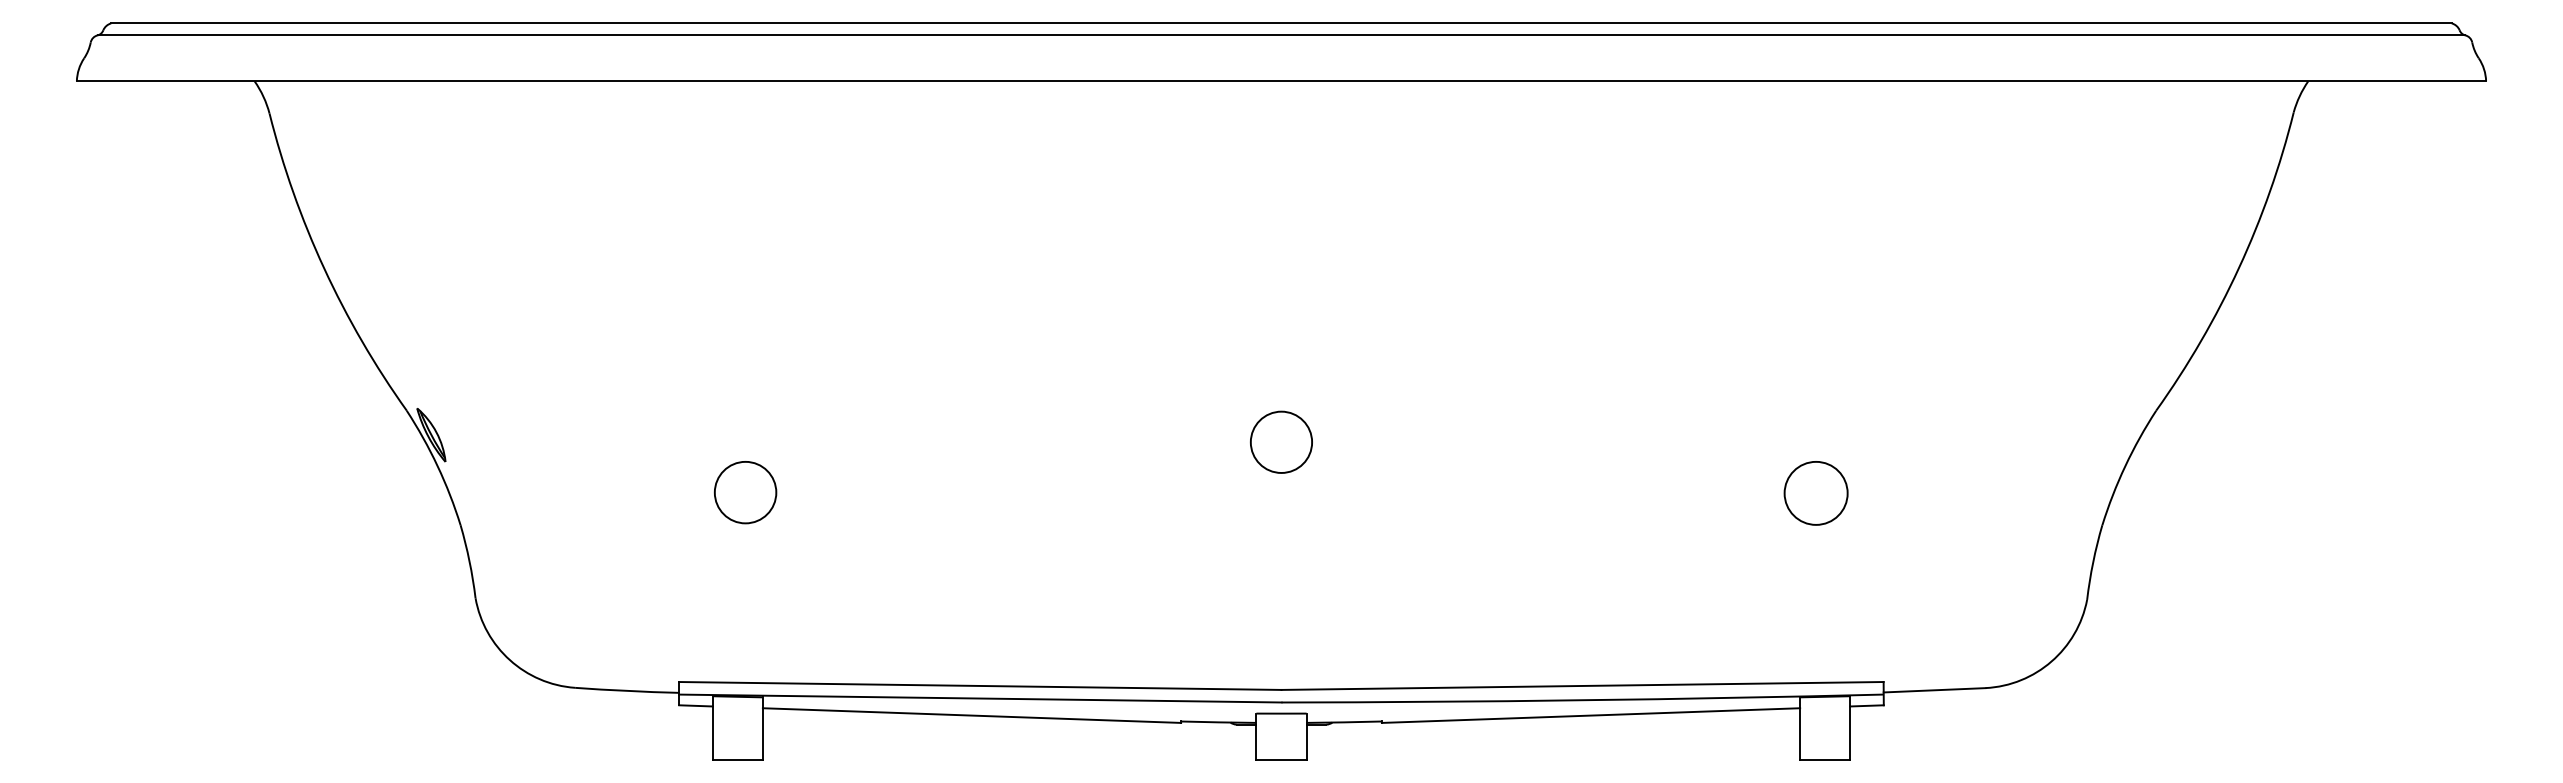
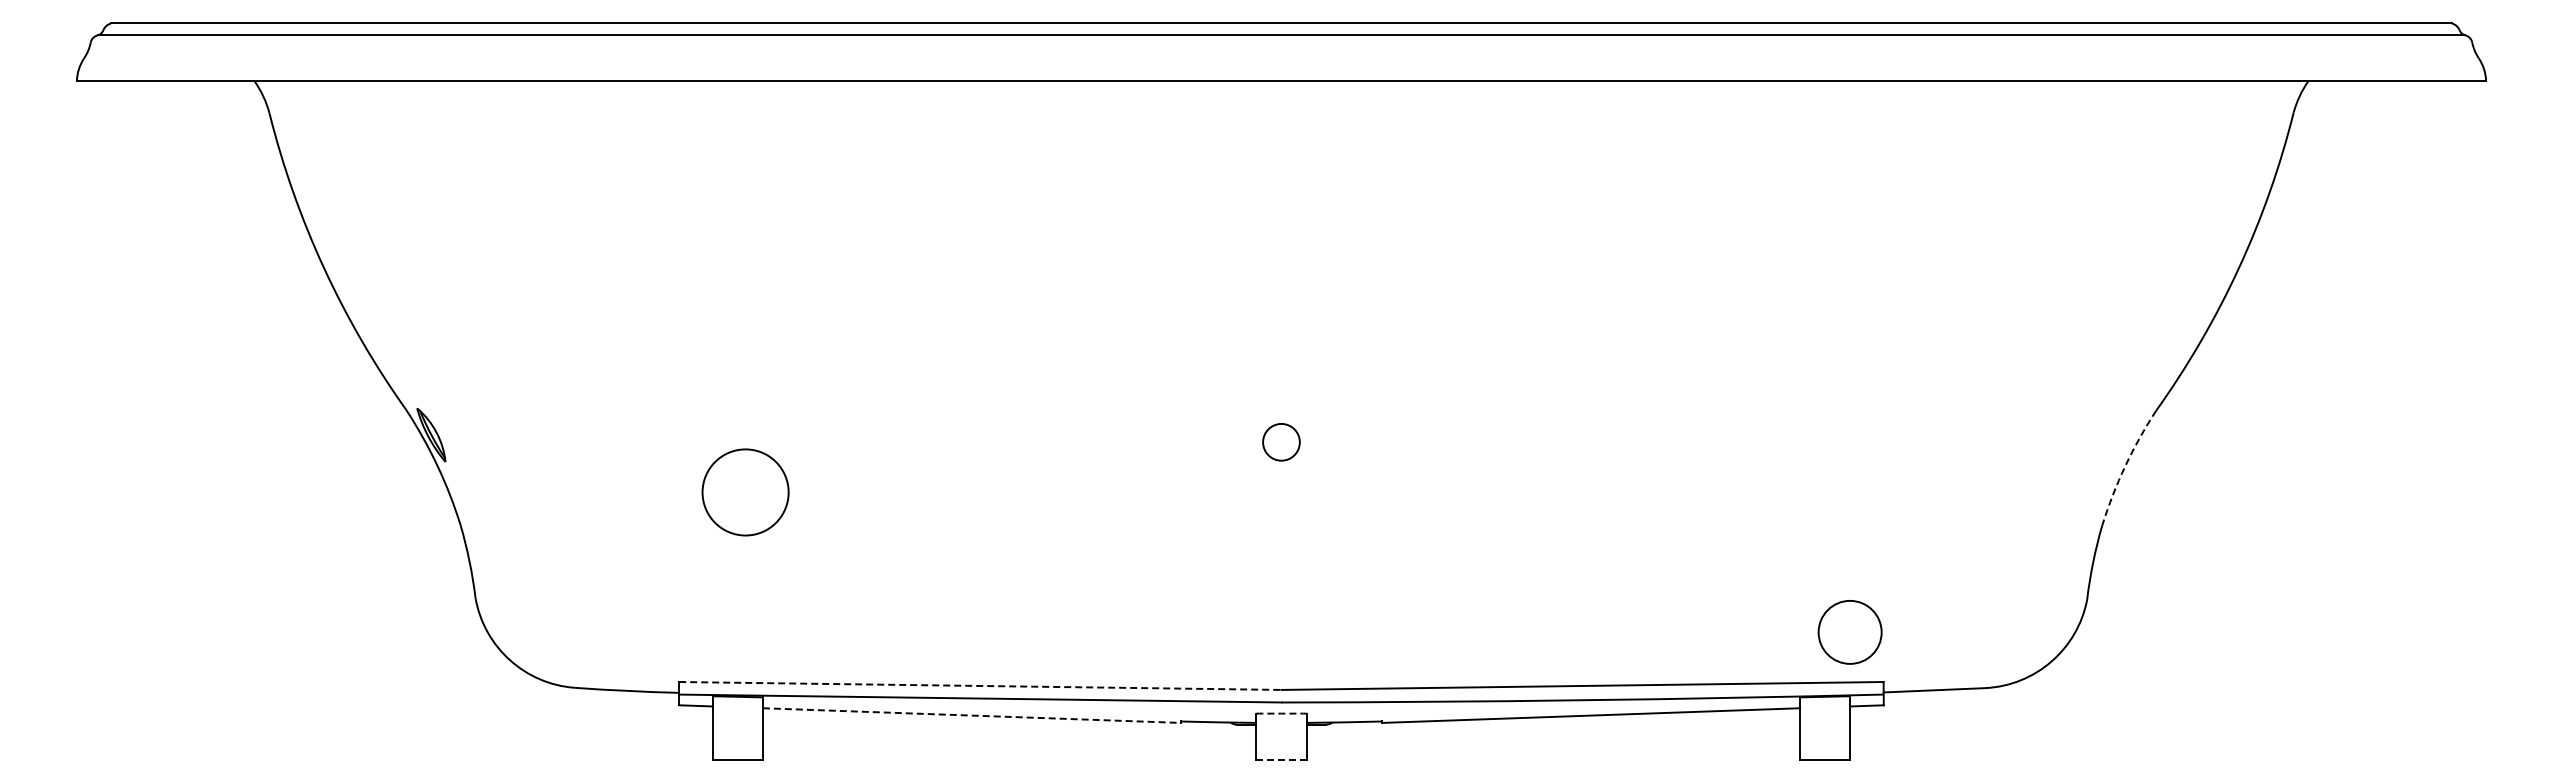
circle diameter: 61 px -> 37 px (1281, 441)
arc: solid -> dashed (2125, 466)
circle size: 65x64 px -> 89x89 px (745, 492)
circle position: (1815, 493) -> (1849, 632) (1849, 632)
line: solid -> dashed (980, 685)
arc: solid -> dashed (1281, 713)
line: solid -> dashed (972, 715)
line: solid -> dashed (1281, 759)
